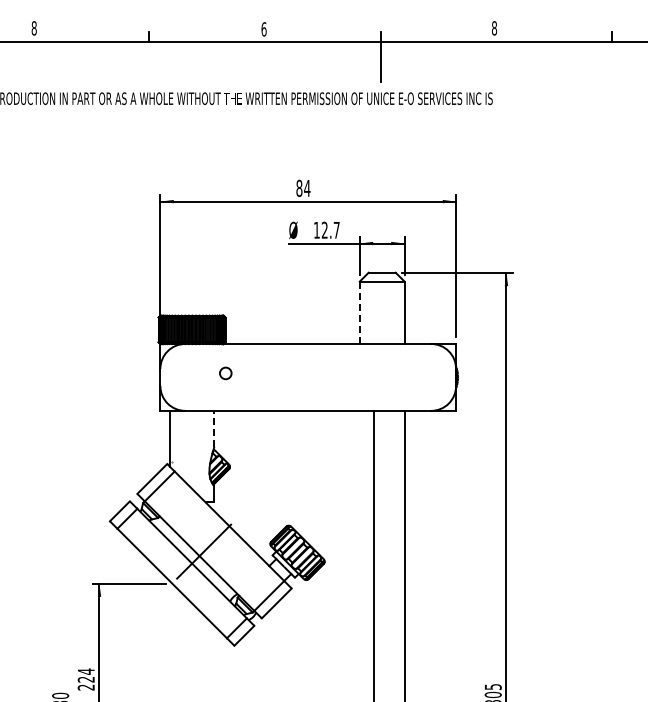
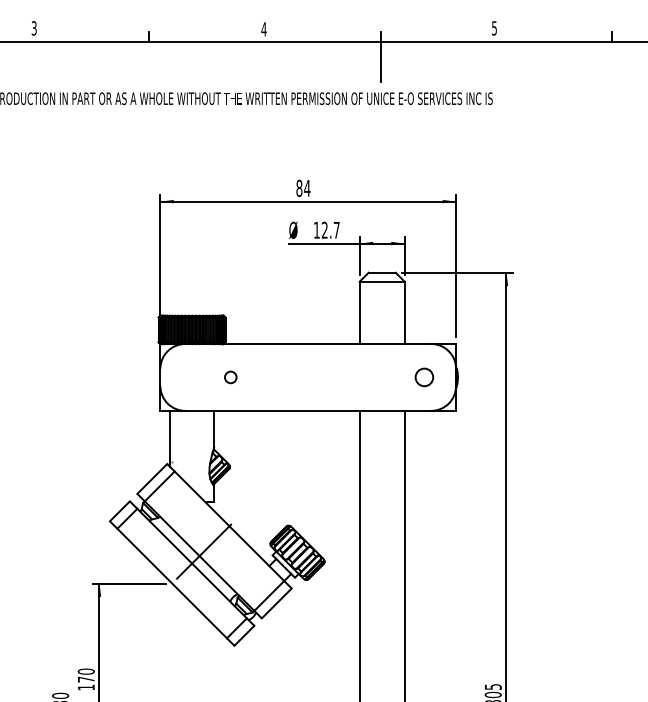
text: 8 -> 3 (33, 28)
text: 8 -> 5 (494, 28)
text: 6 -> 4 (263, 29)
line: dashed -> solid (359, 313)
circle position: (225, 373) -> (230, 377) (230, 377)
circle: none -> present (424, 377)
line: dashed -> solid (214, 428)
line position: (373, 554) -> (359, 554) (359, 554)
text: 224 -> 170 (85, 679)
